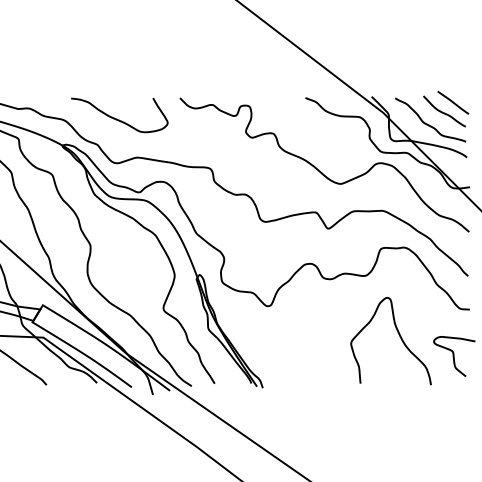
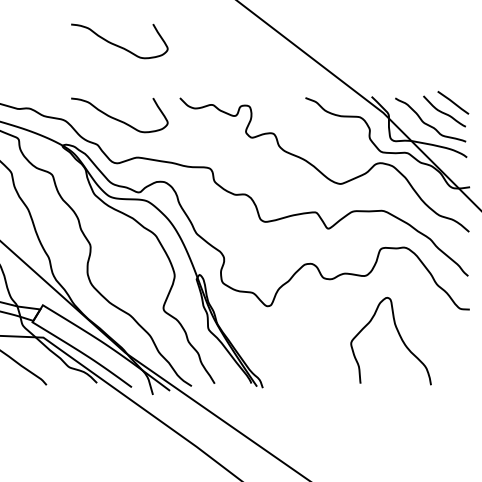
curve: none -> present (119, 45)
curve: present -> none (454, 356)
